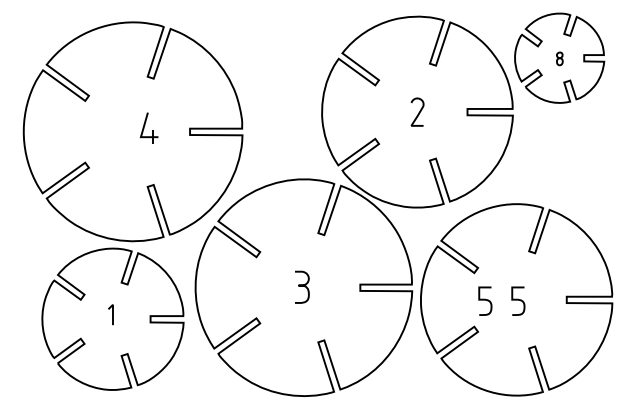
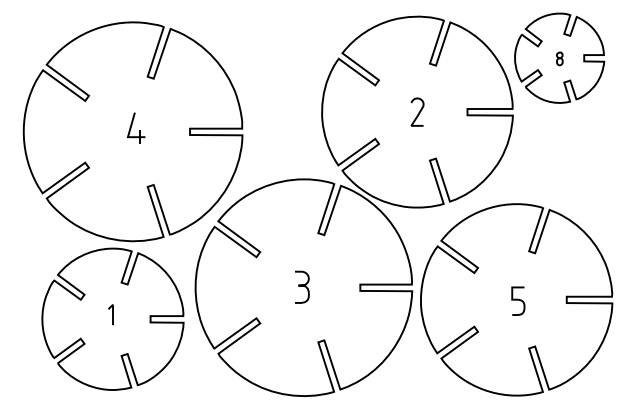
part position: (148, 127) -> (135, 127) (135, 127)
curve: present -> none (485, 300)
